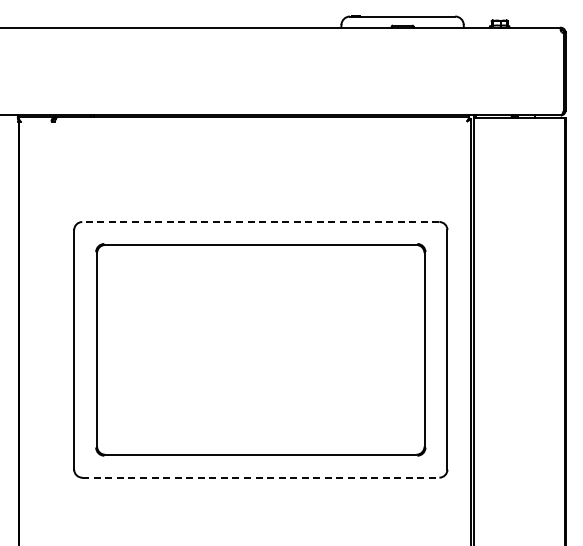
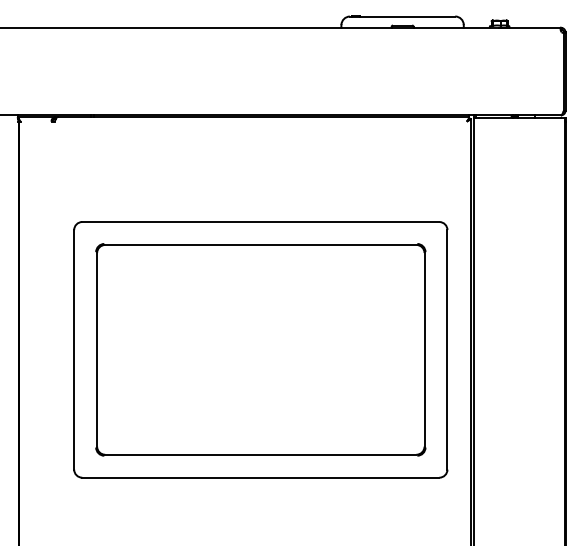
line: dashed -> solid (260, 222)
line: dashed -> solid (260, 477)
